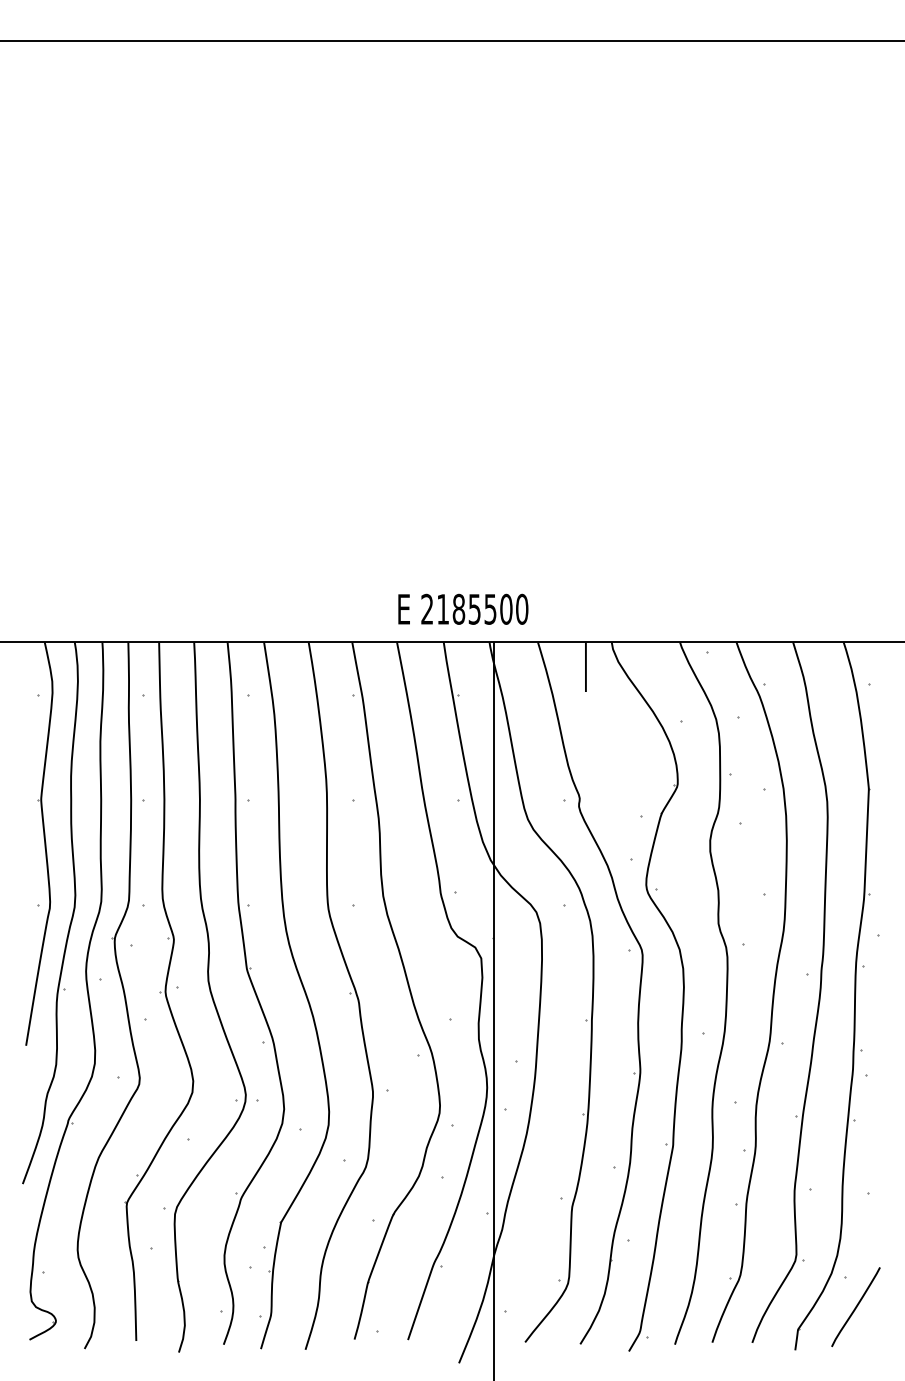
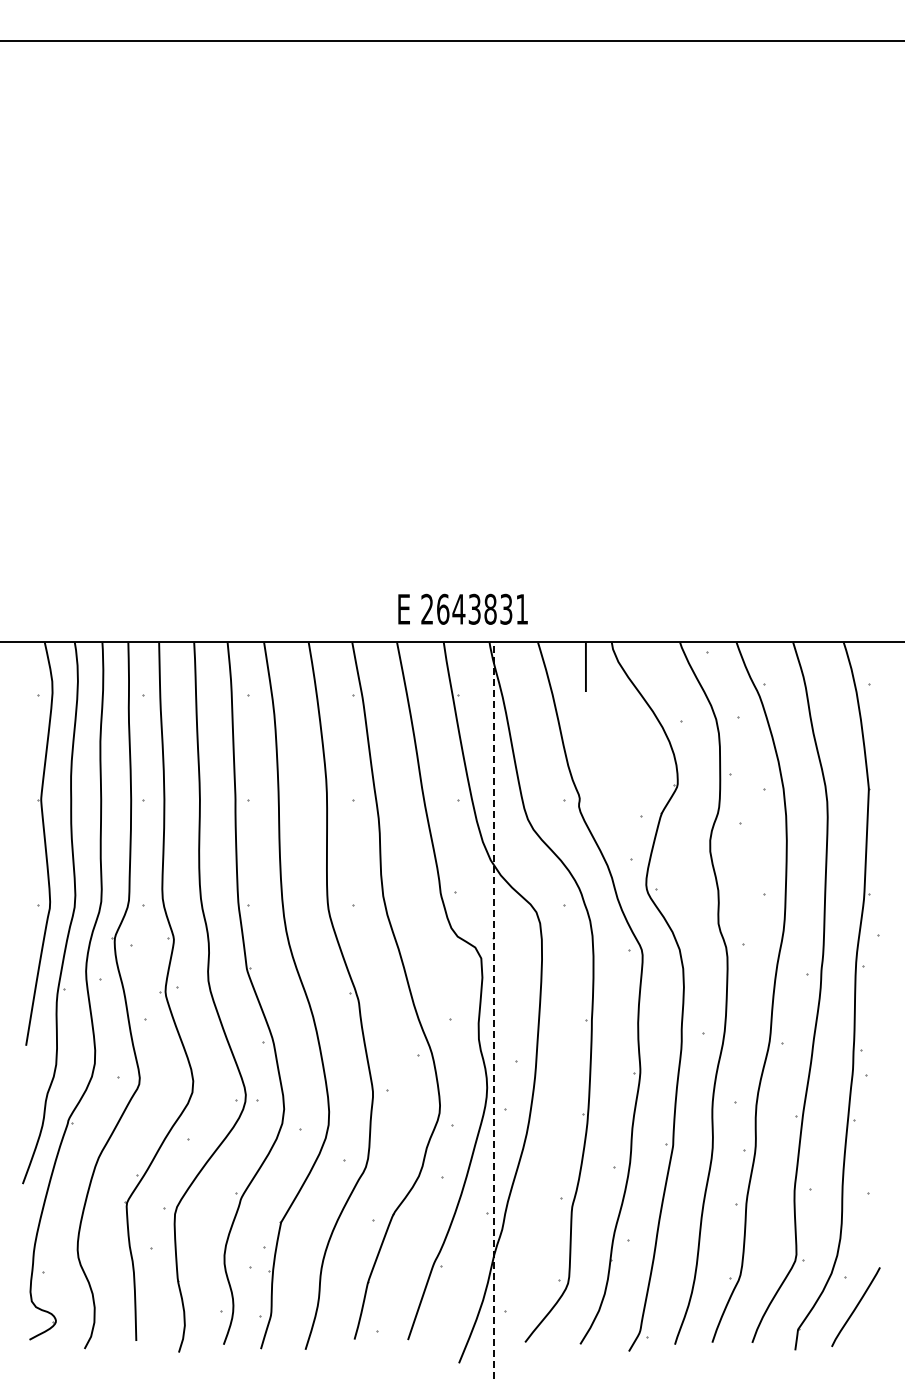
text: 2185500 -> 2643831 (482, 608)
line: solid -> dashed (493, 1010)
